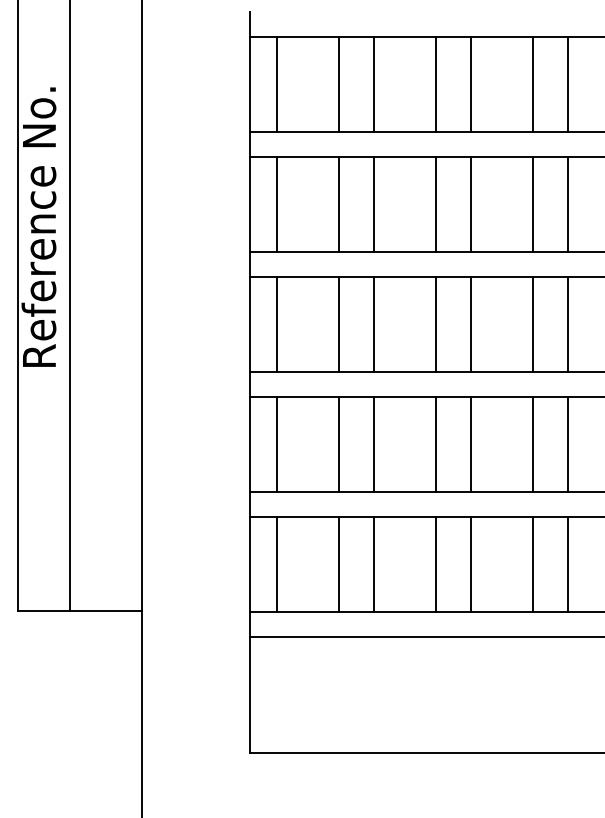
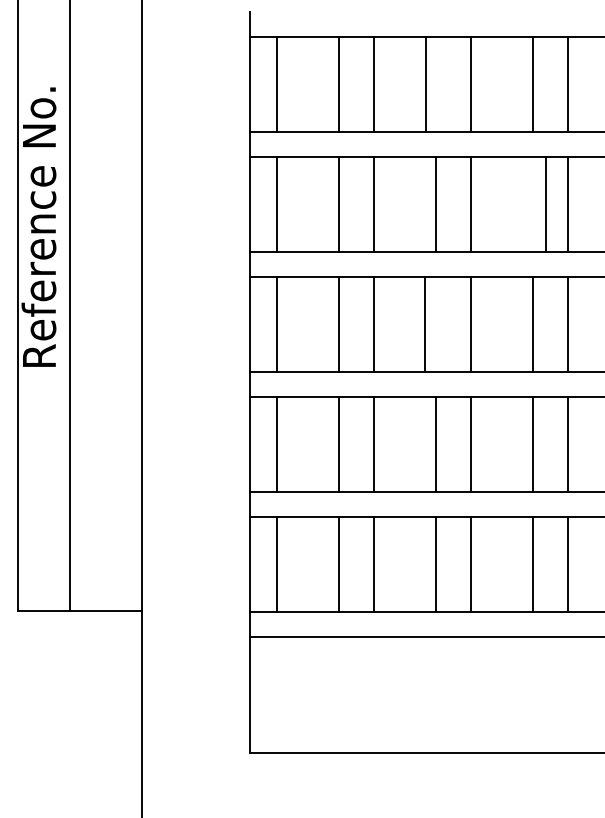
line position: (436, 84) -> (426, 84) (426, 84)
line position: (533, 204) -> (546, 204) (546, 204)
line position: (436, 324) -> (425, 324) (425, 324)
